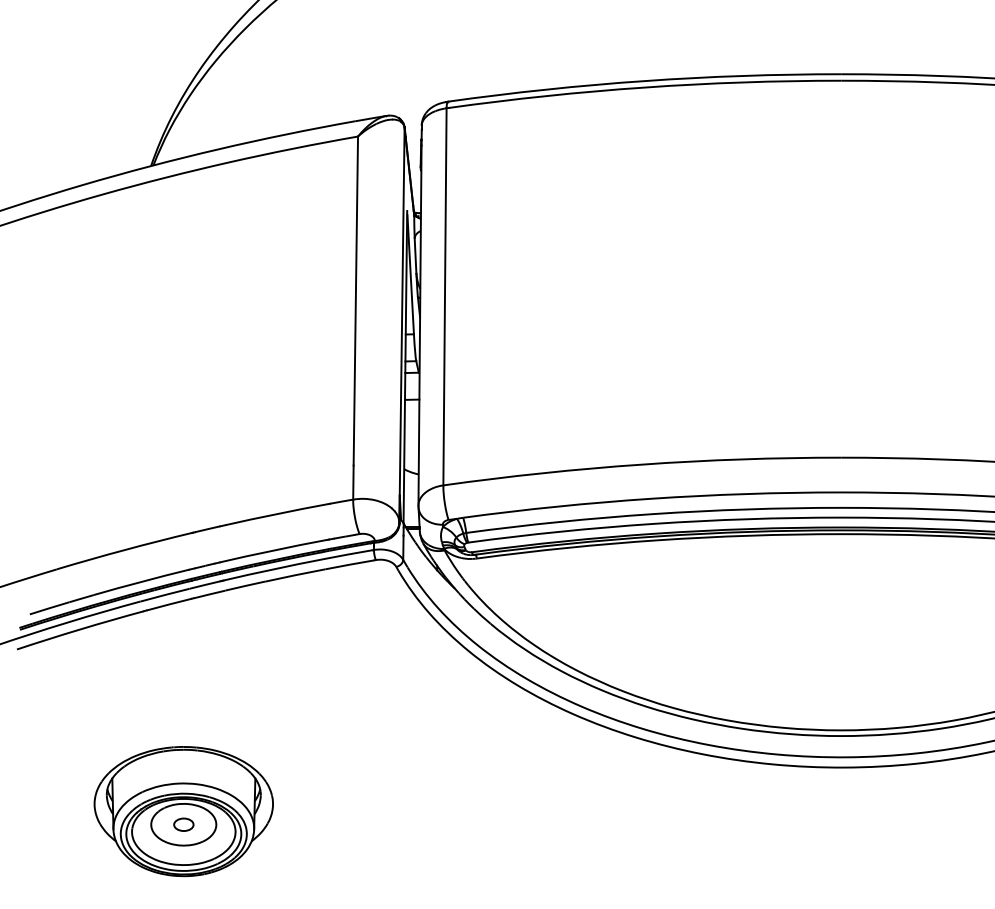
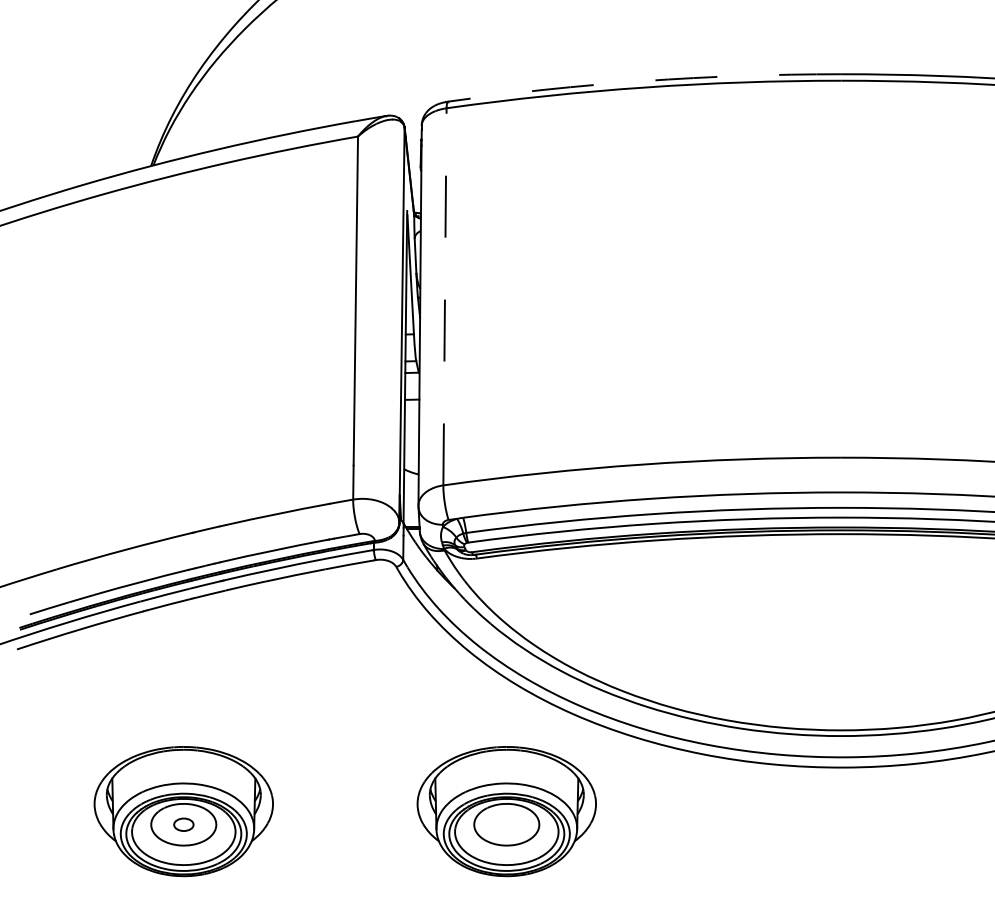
arc: solid -> dashed (644, 81)
line: solid -> dashed (444, 296)
part: none -> present (506, 811)
